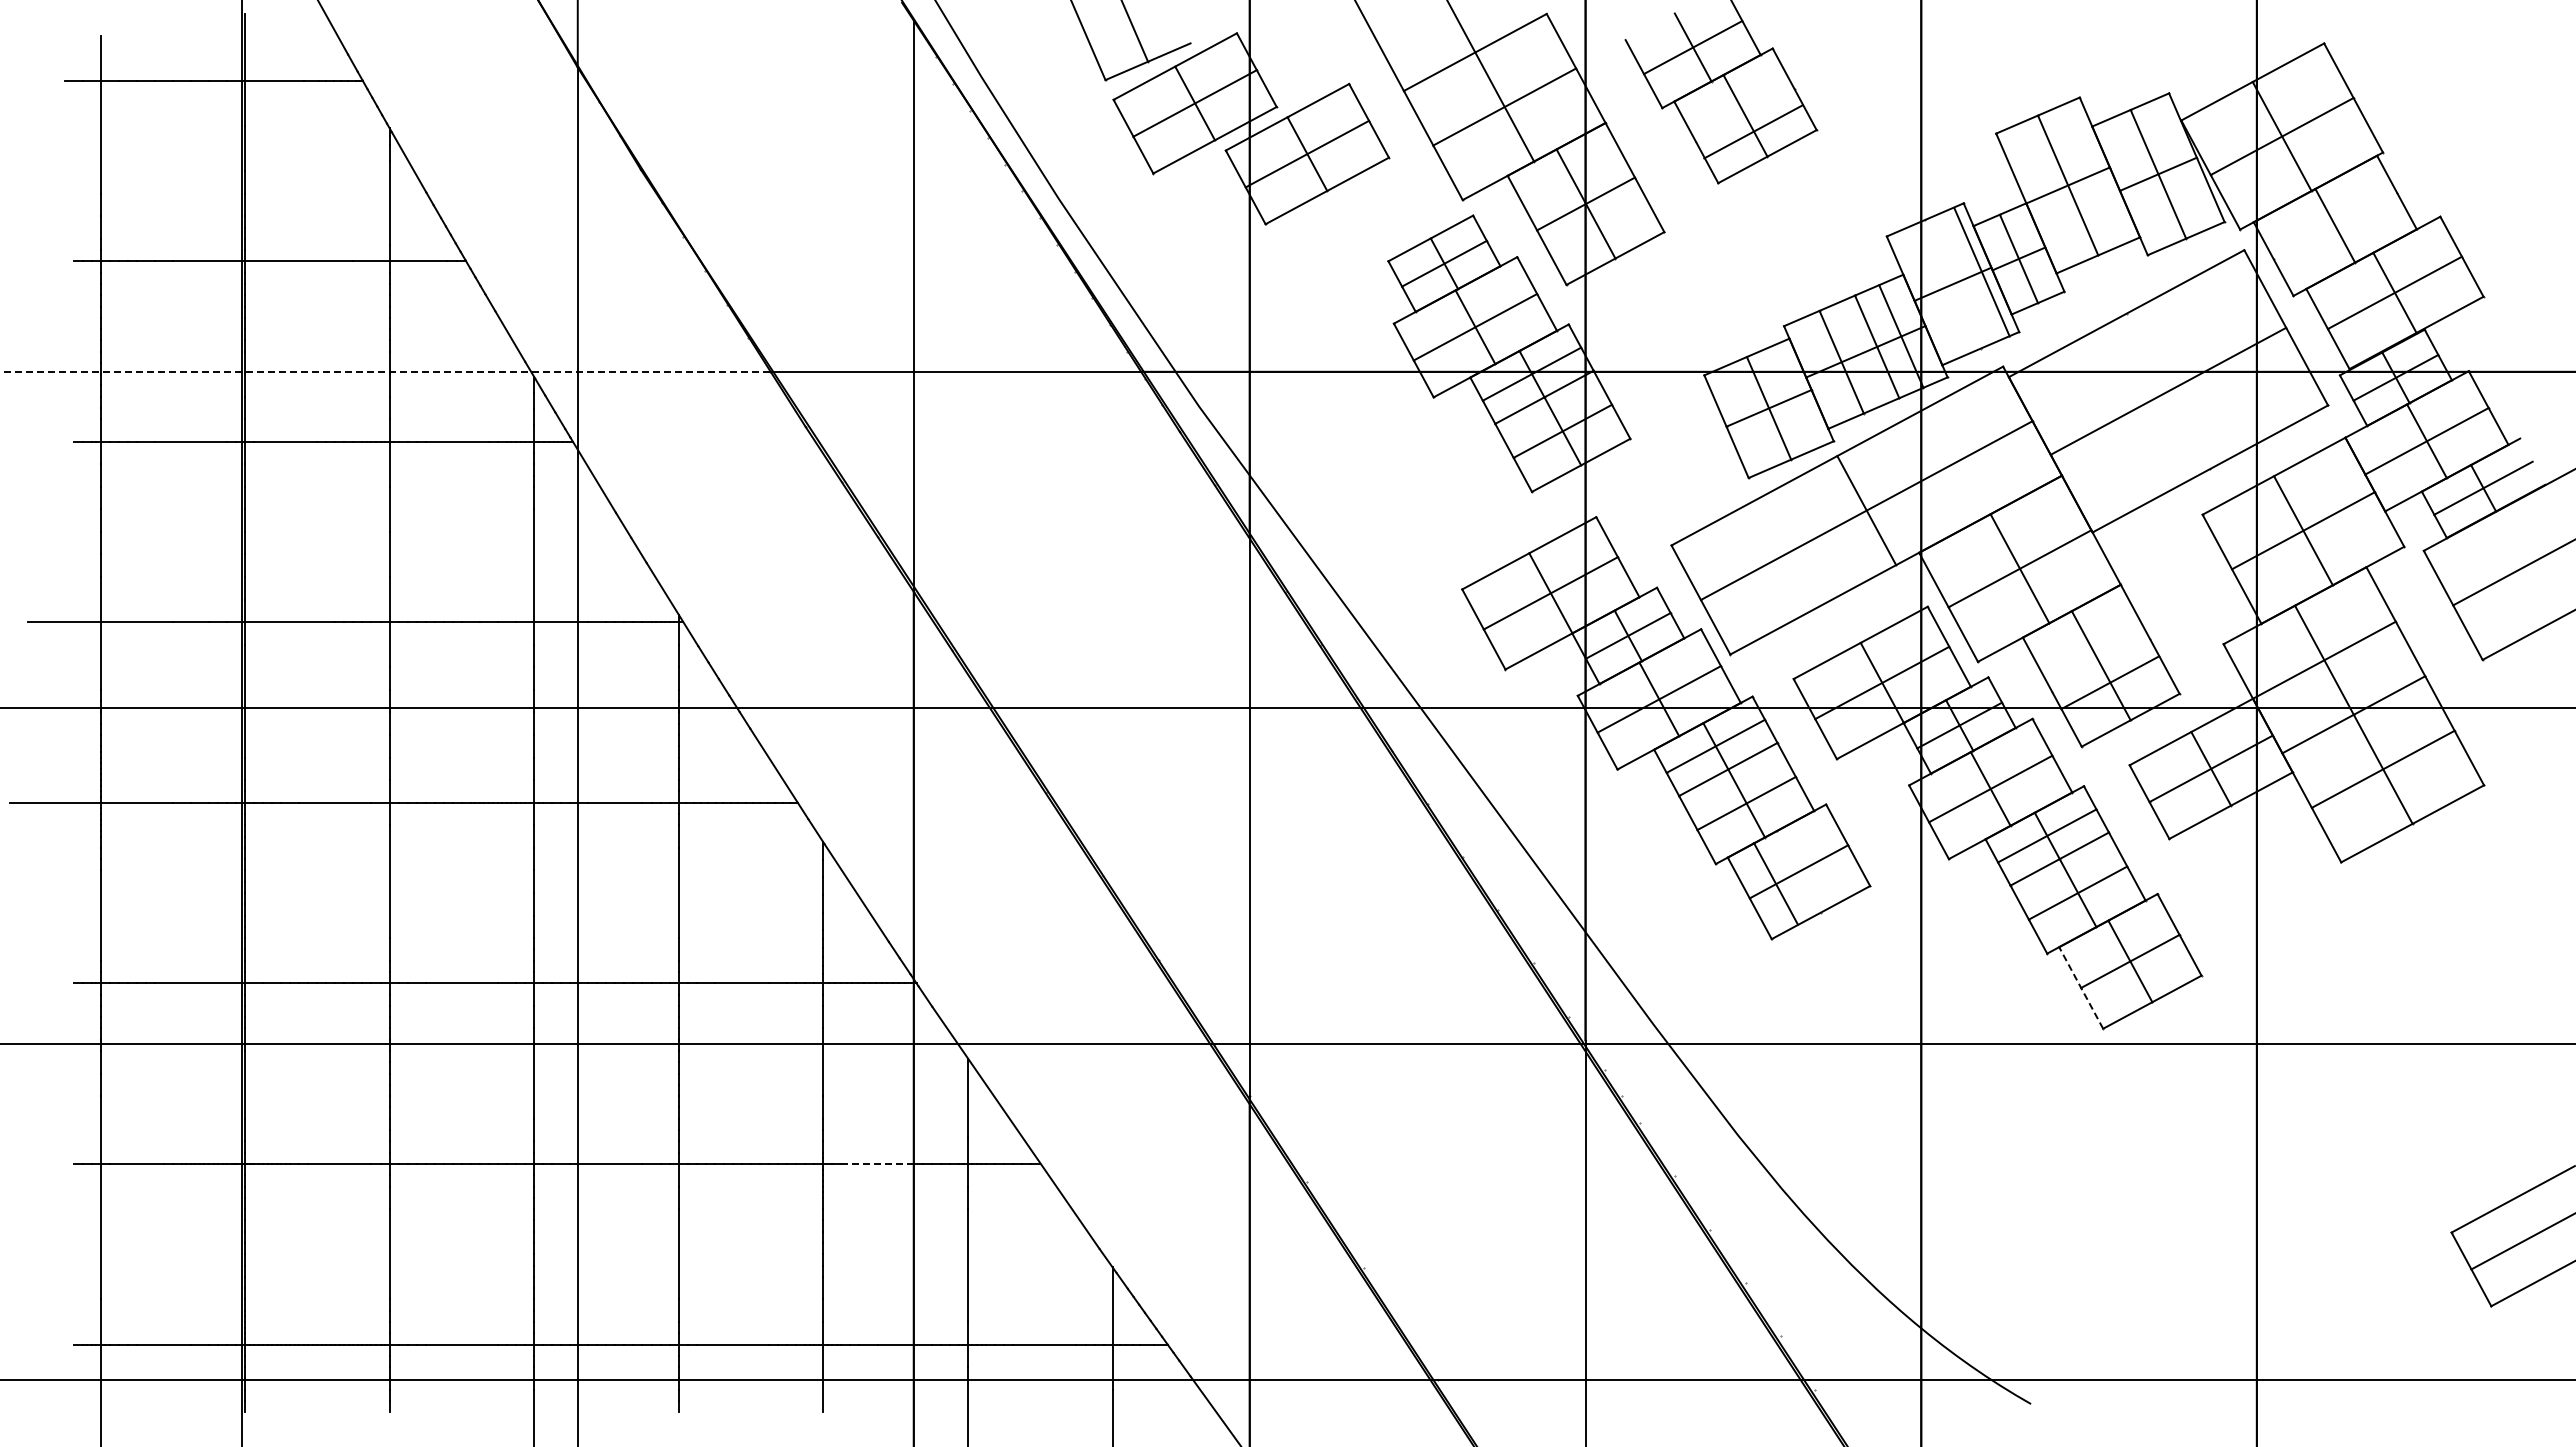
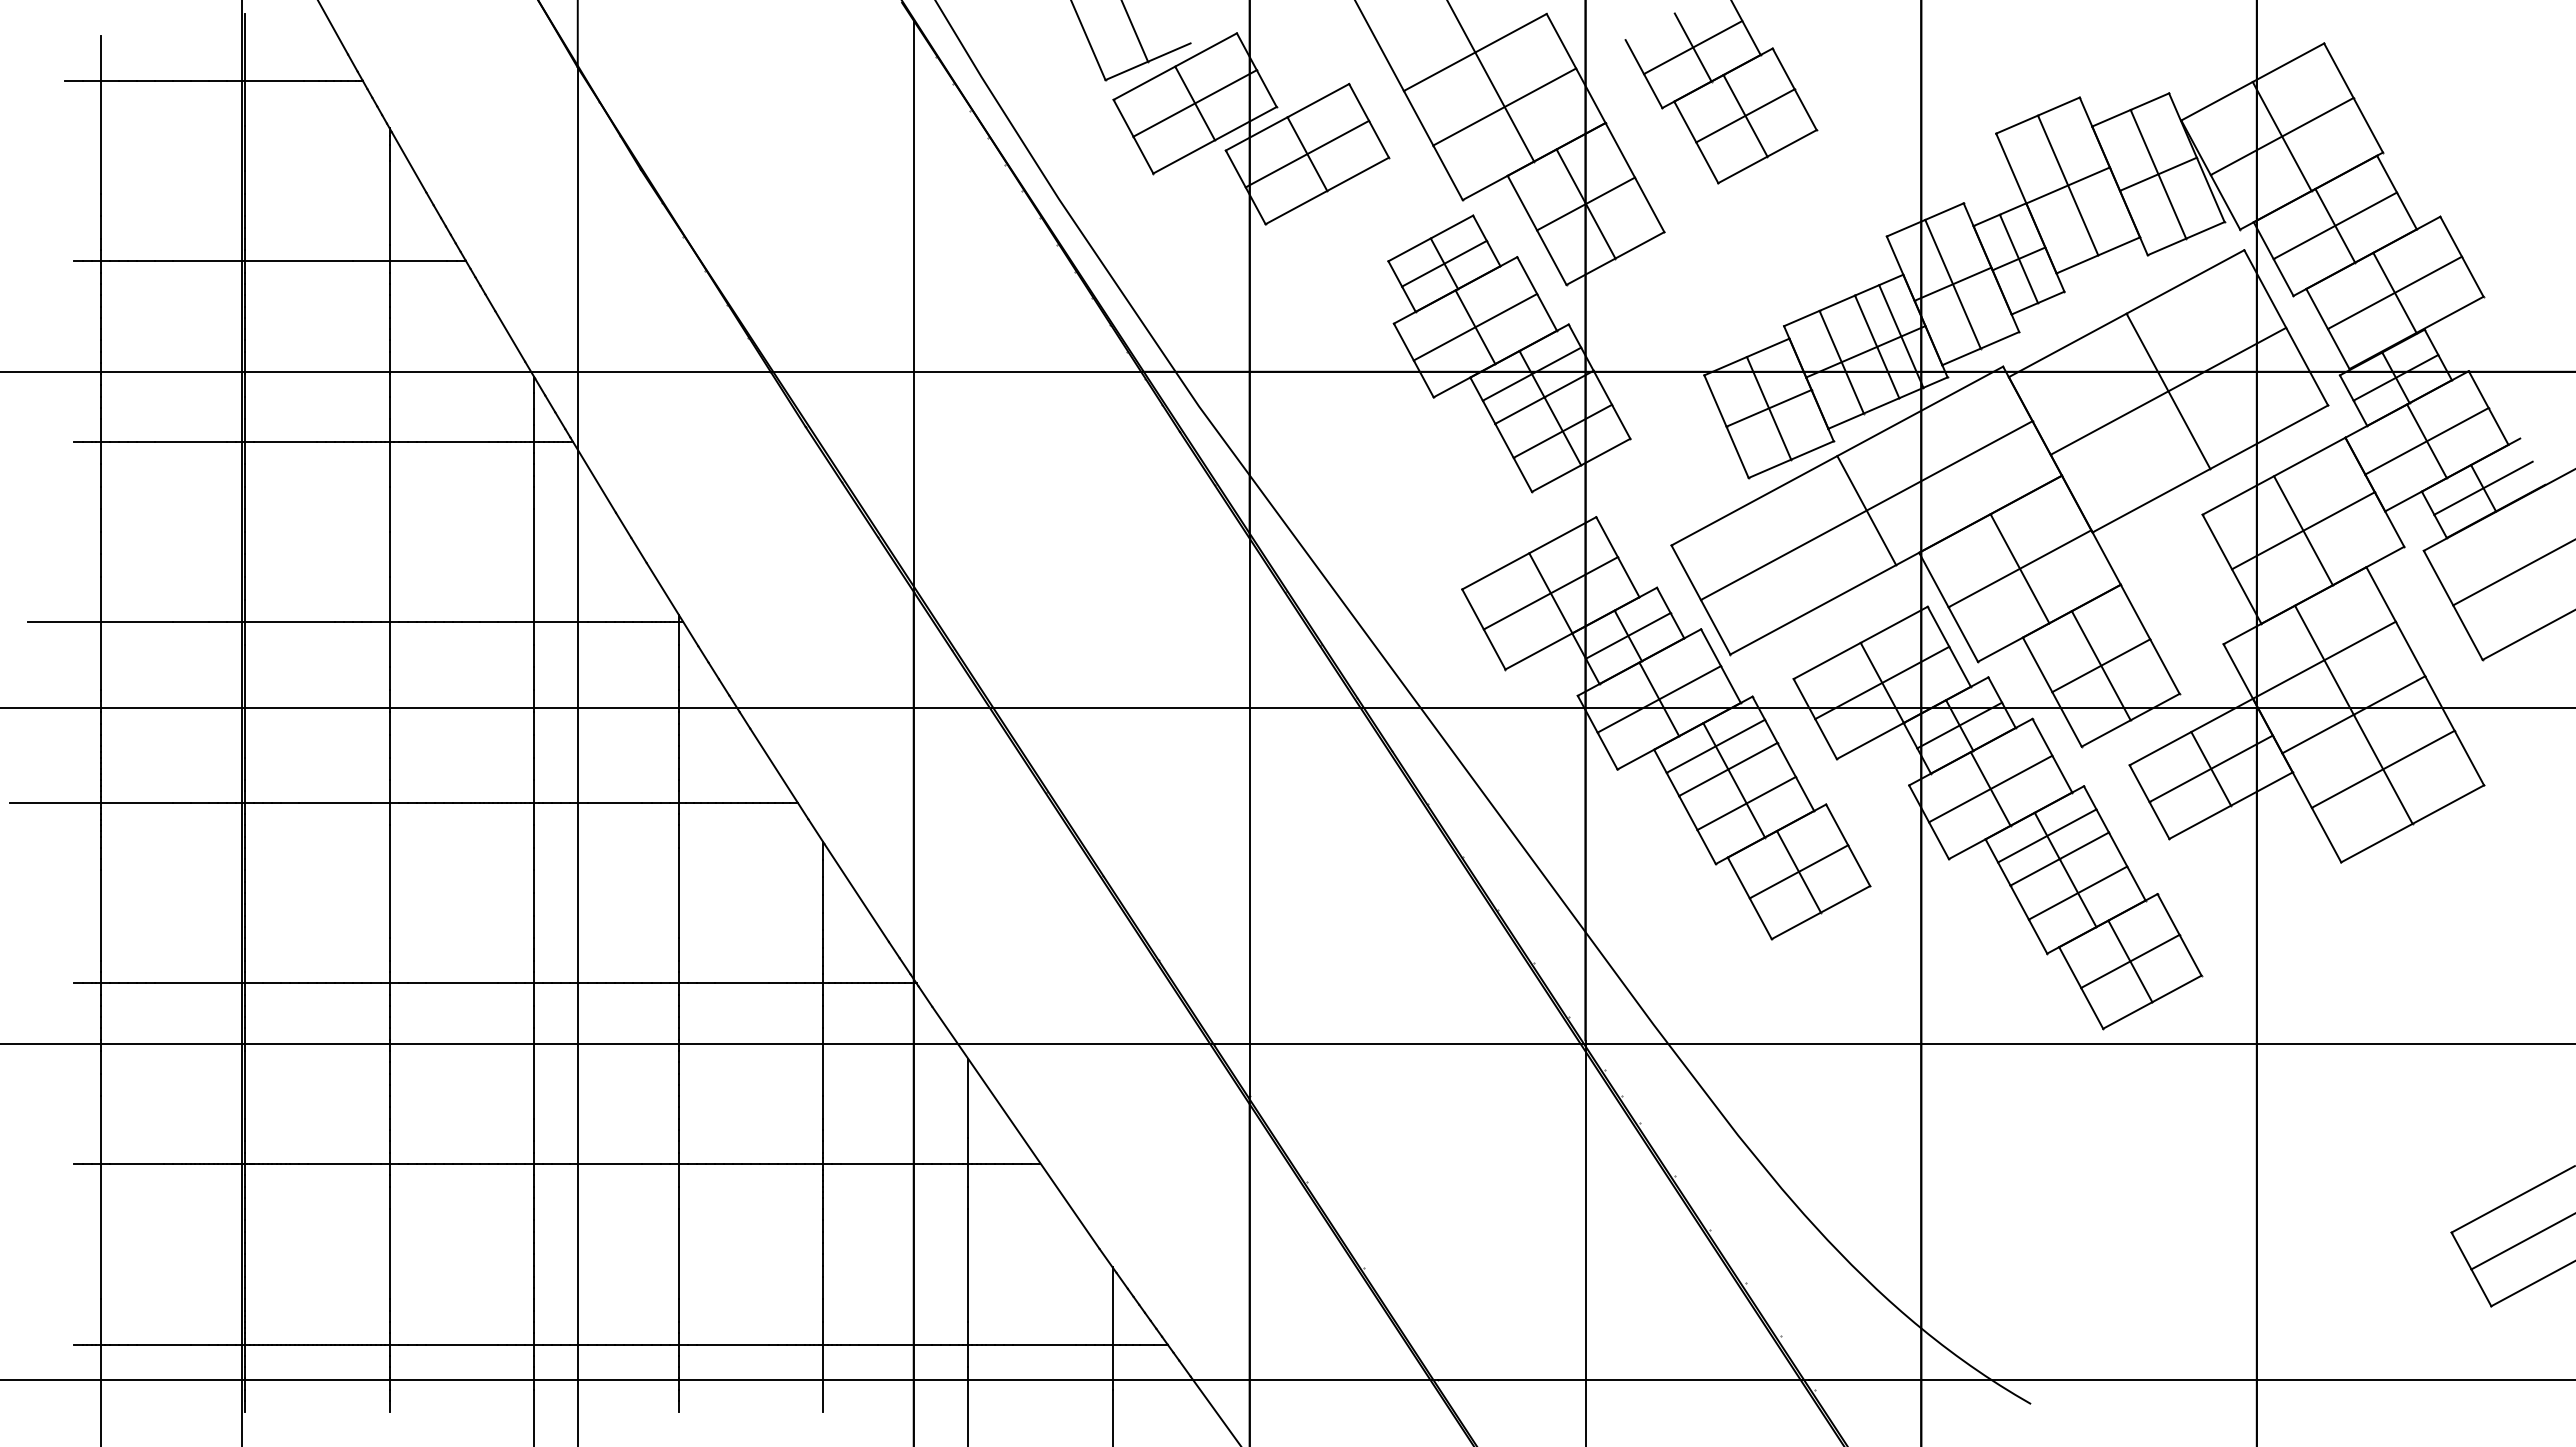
line position: (1753, 131) -> (1745, 115) (1745, 115)
line: none -> present (2334, 225)
line position: (1981, 271) -> (1952, 283) (1952, 283)
line: dashed -> solid (385, 371)
line: none -> present (2168, 390)
line position: (2110, 682) -> (2101, 665) (2101, 665)
line position: (1775, 883) -> (1798, 871) (1798, 871)
line: dashed -> solid (2080, 987)
line: dashed -> solid (878, 1163)
